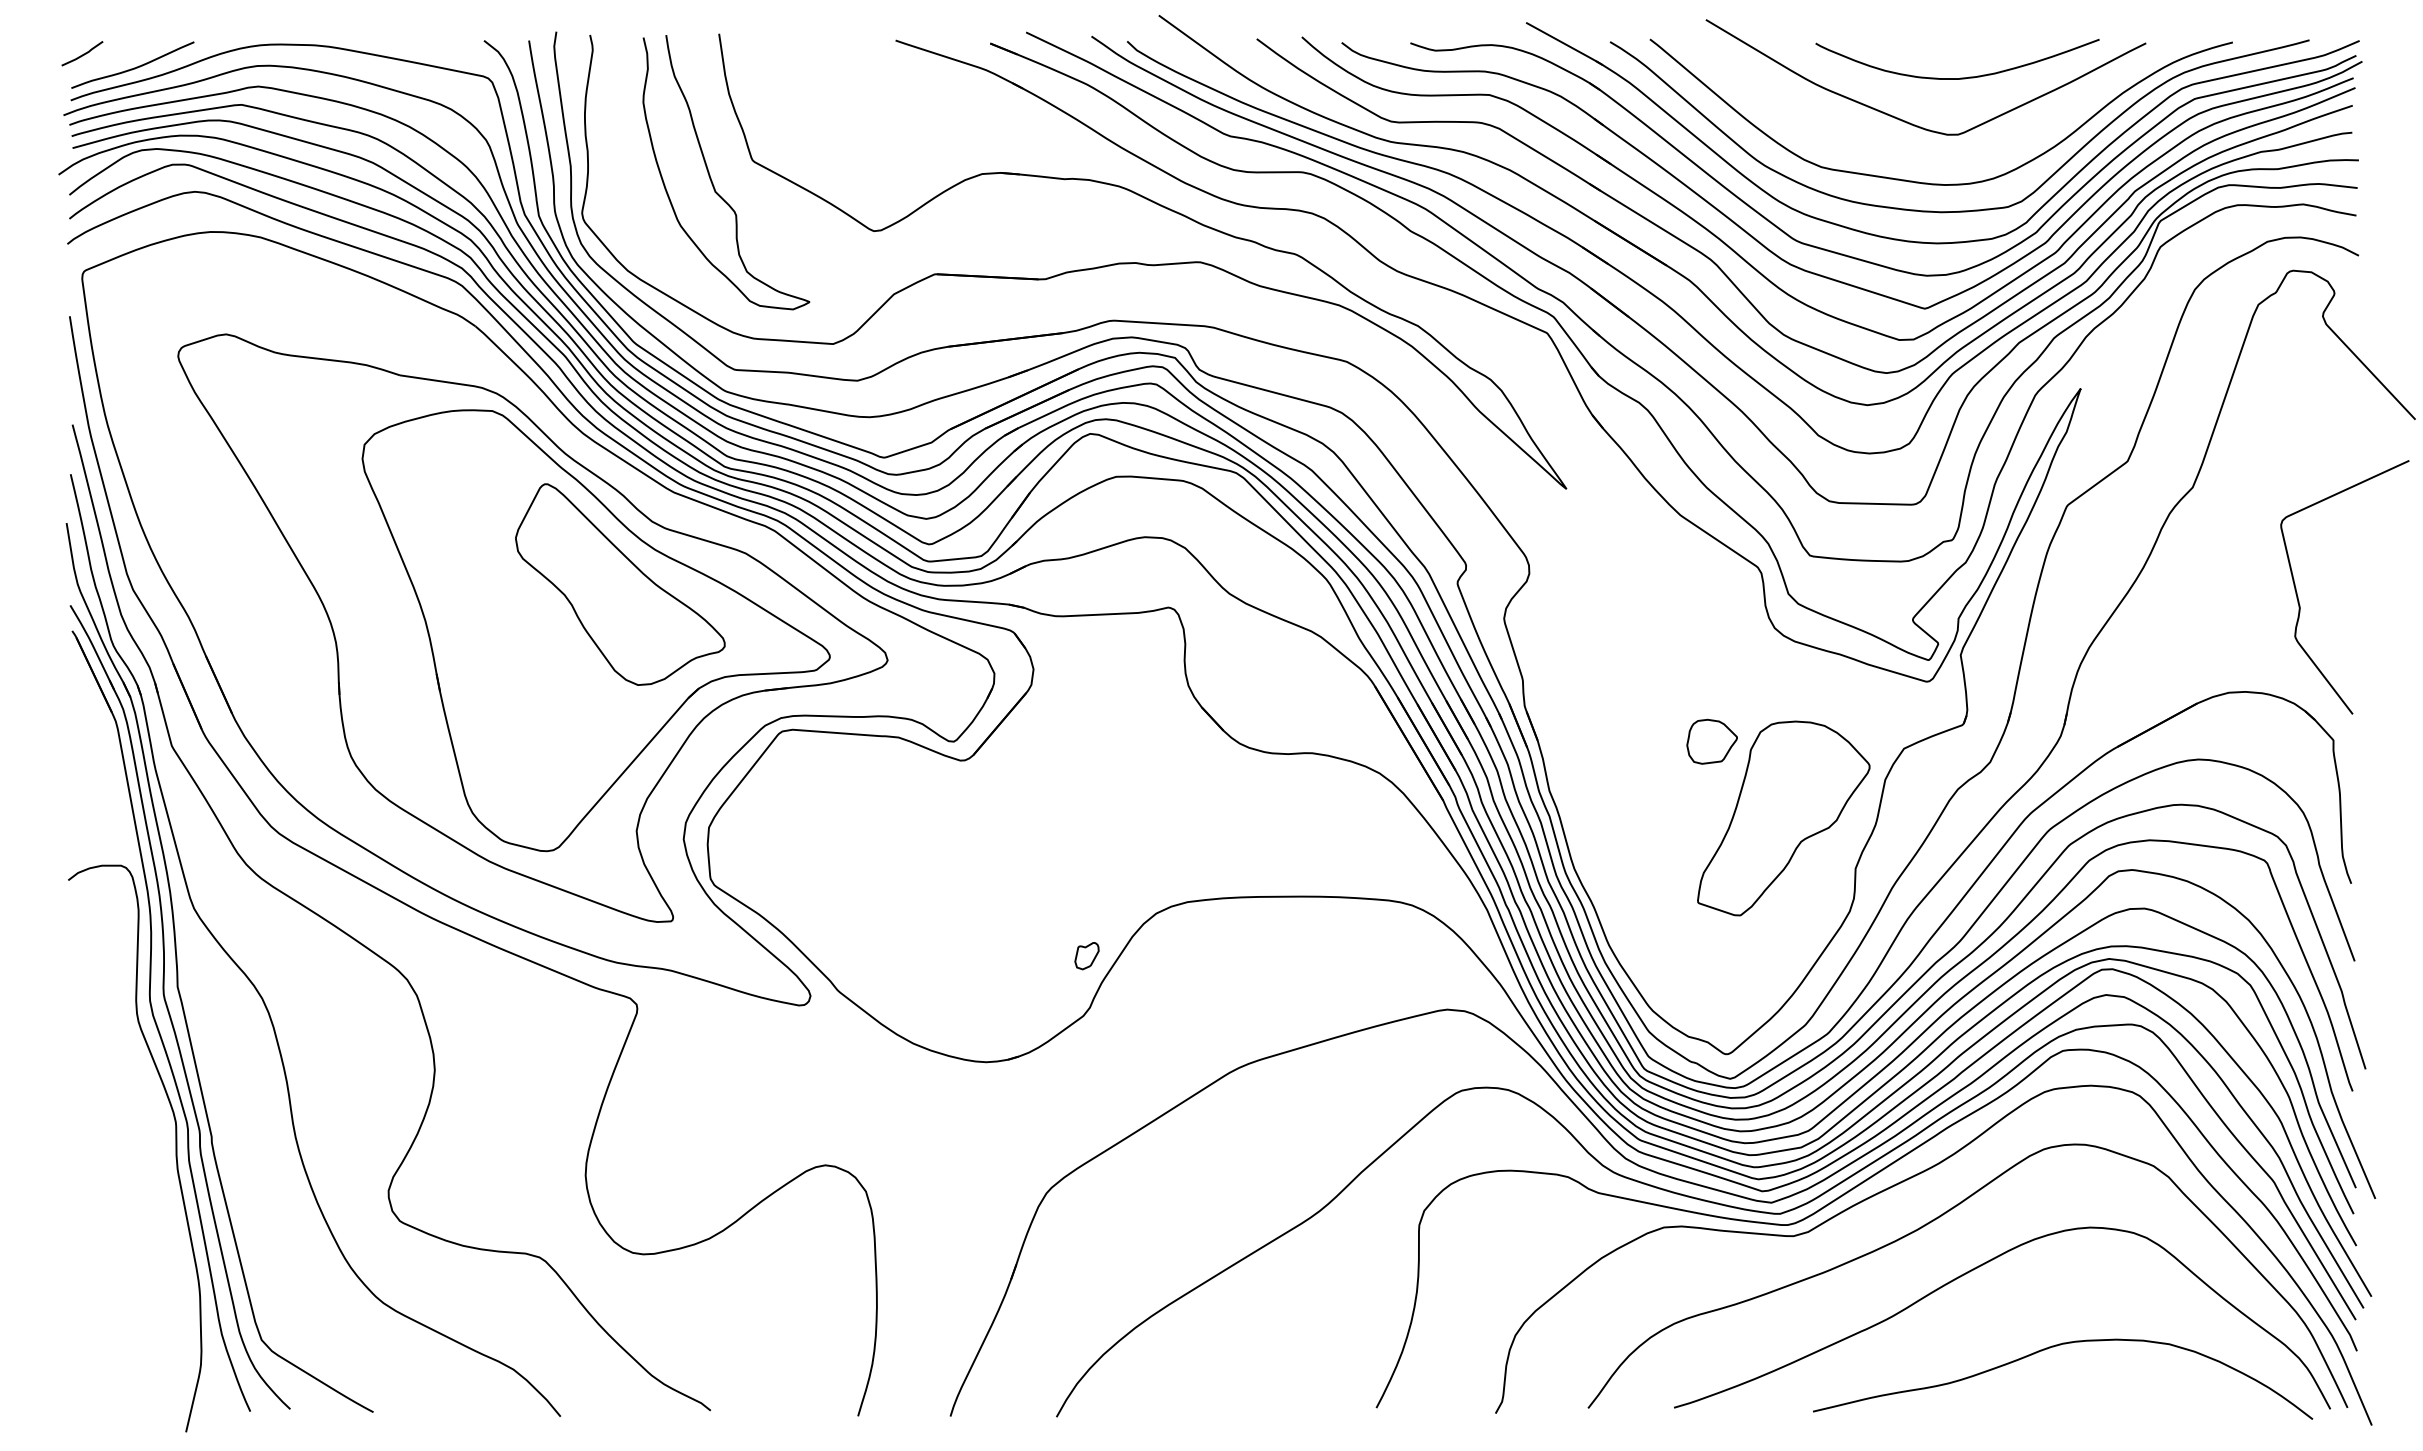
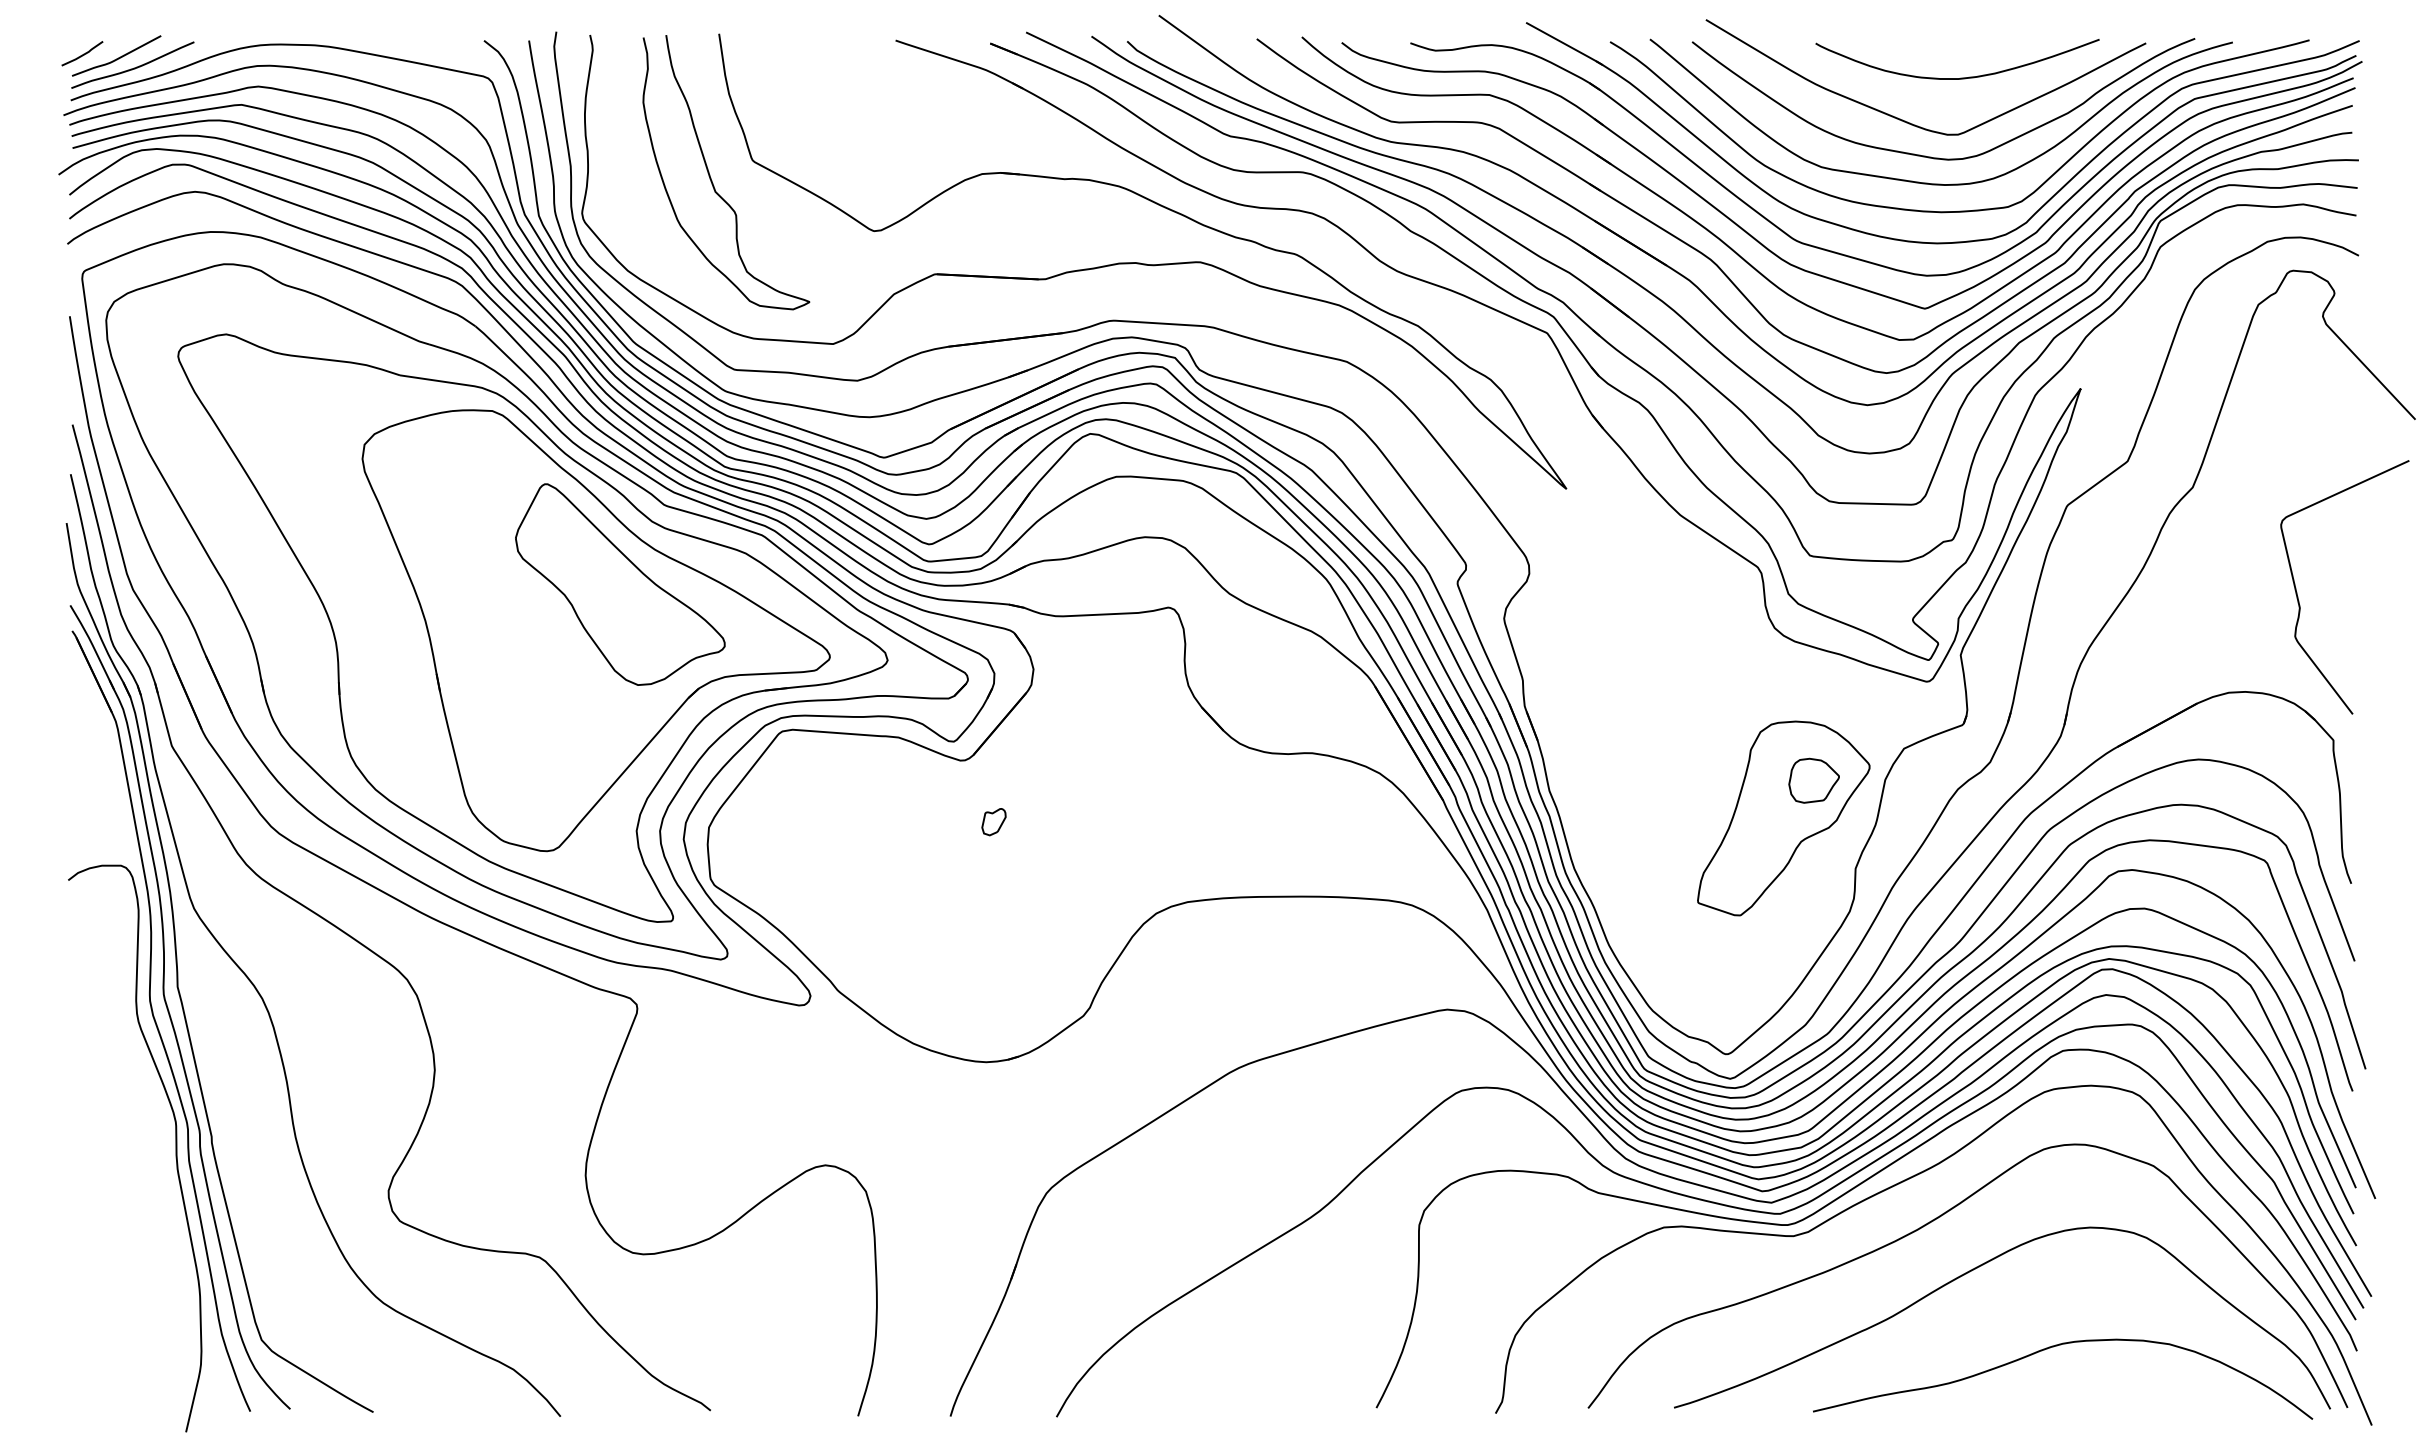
curve: none -> present (118, 57)
curve: none -> present (1938, 157)
part: none -> present (536, 611)
part position: (1711, 741) -> (1813, 780) (1813, 780)
part position: (1086, 956) -> (993, 822) (993, 822)
